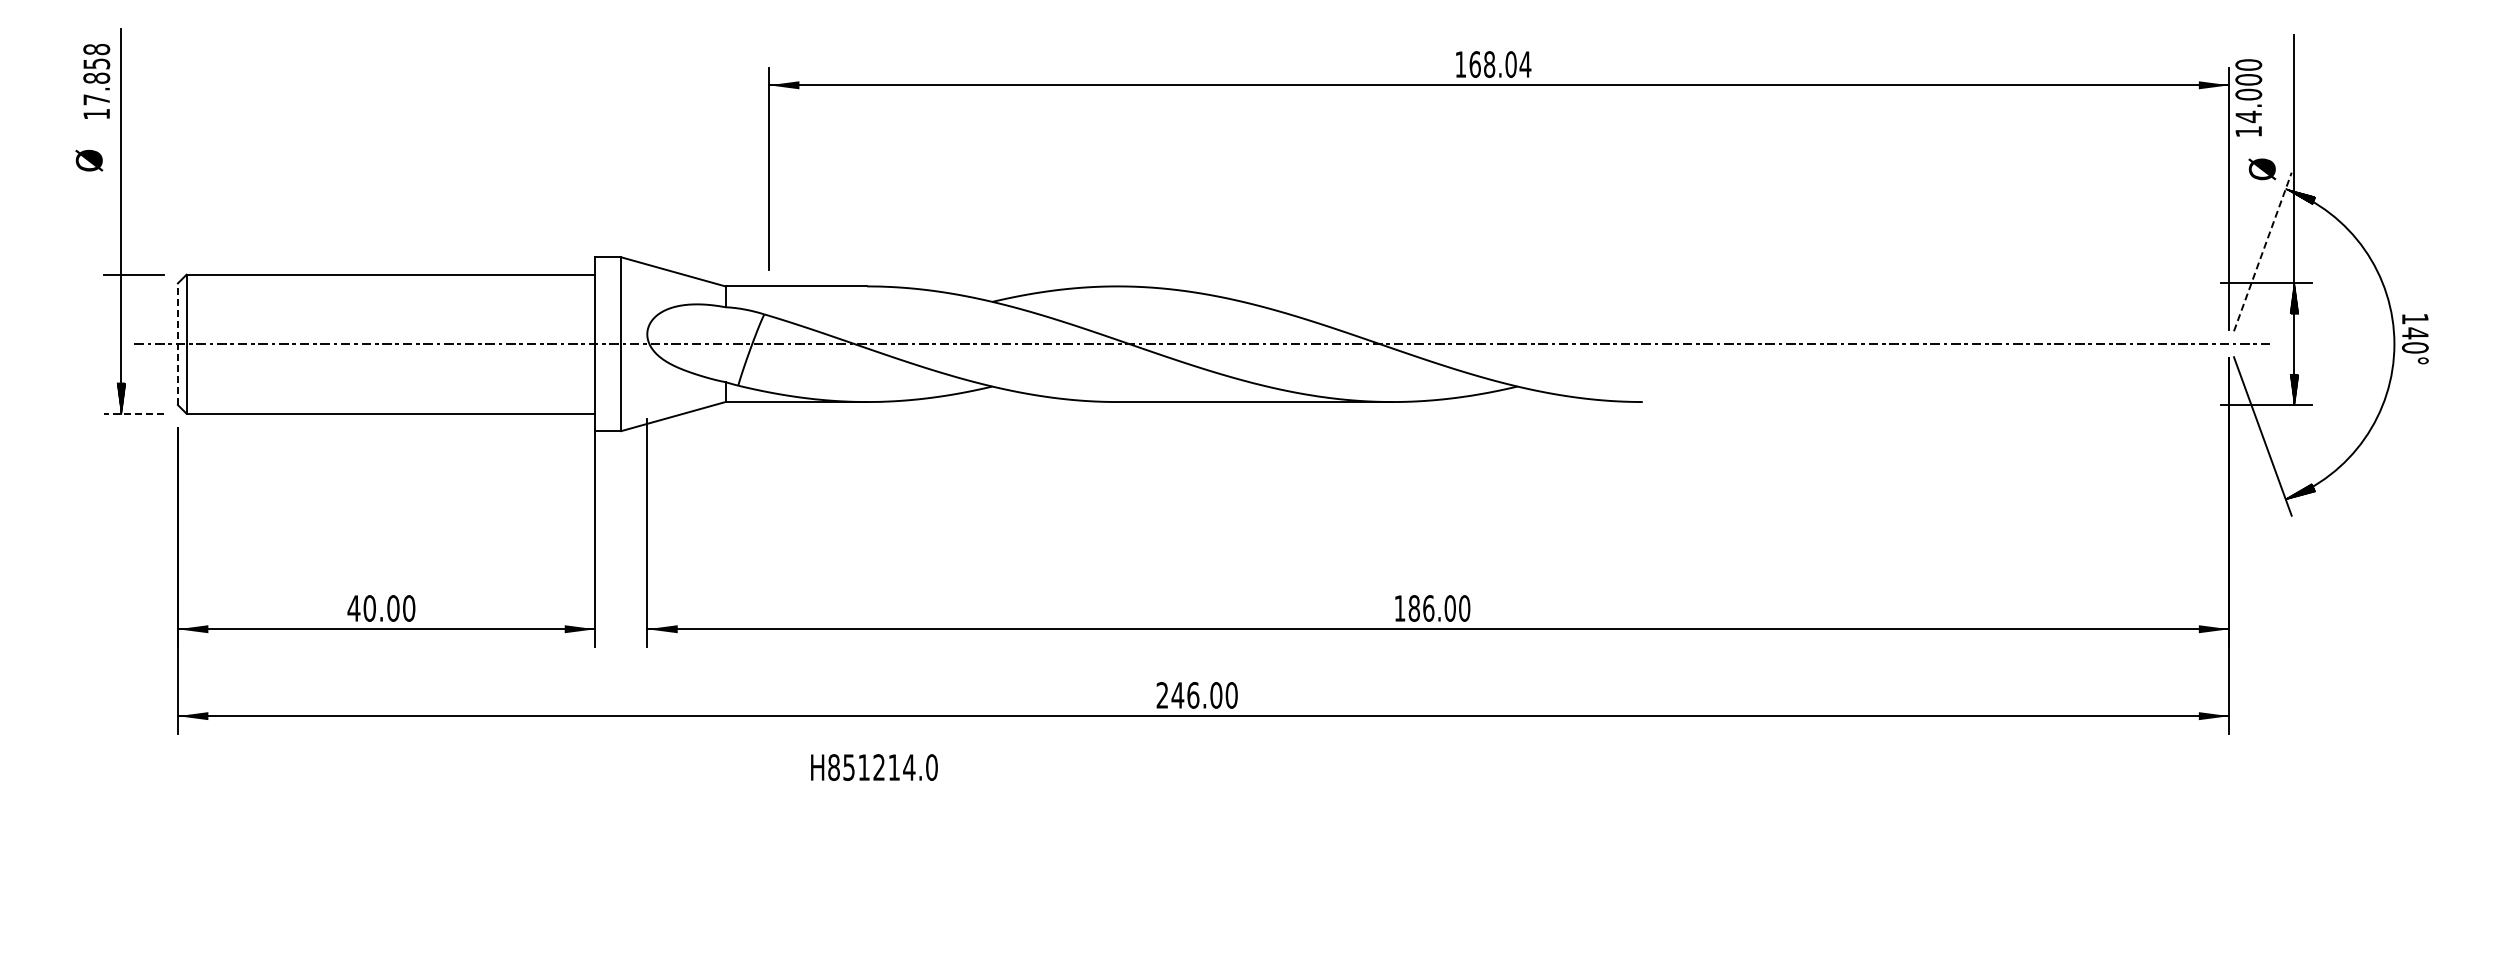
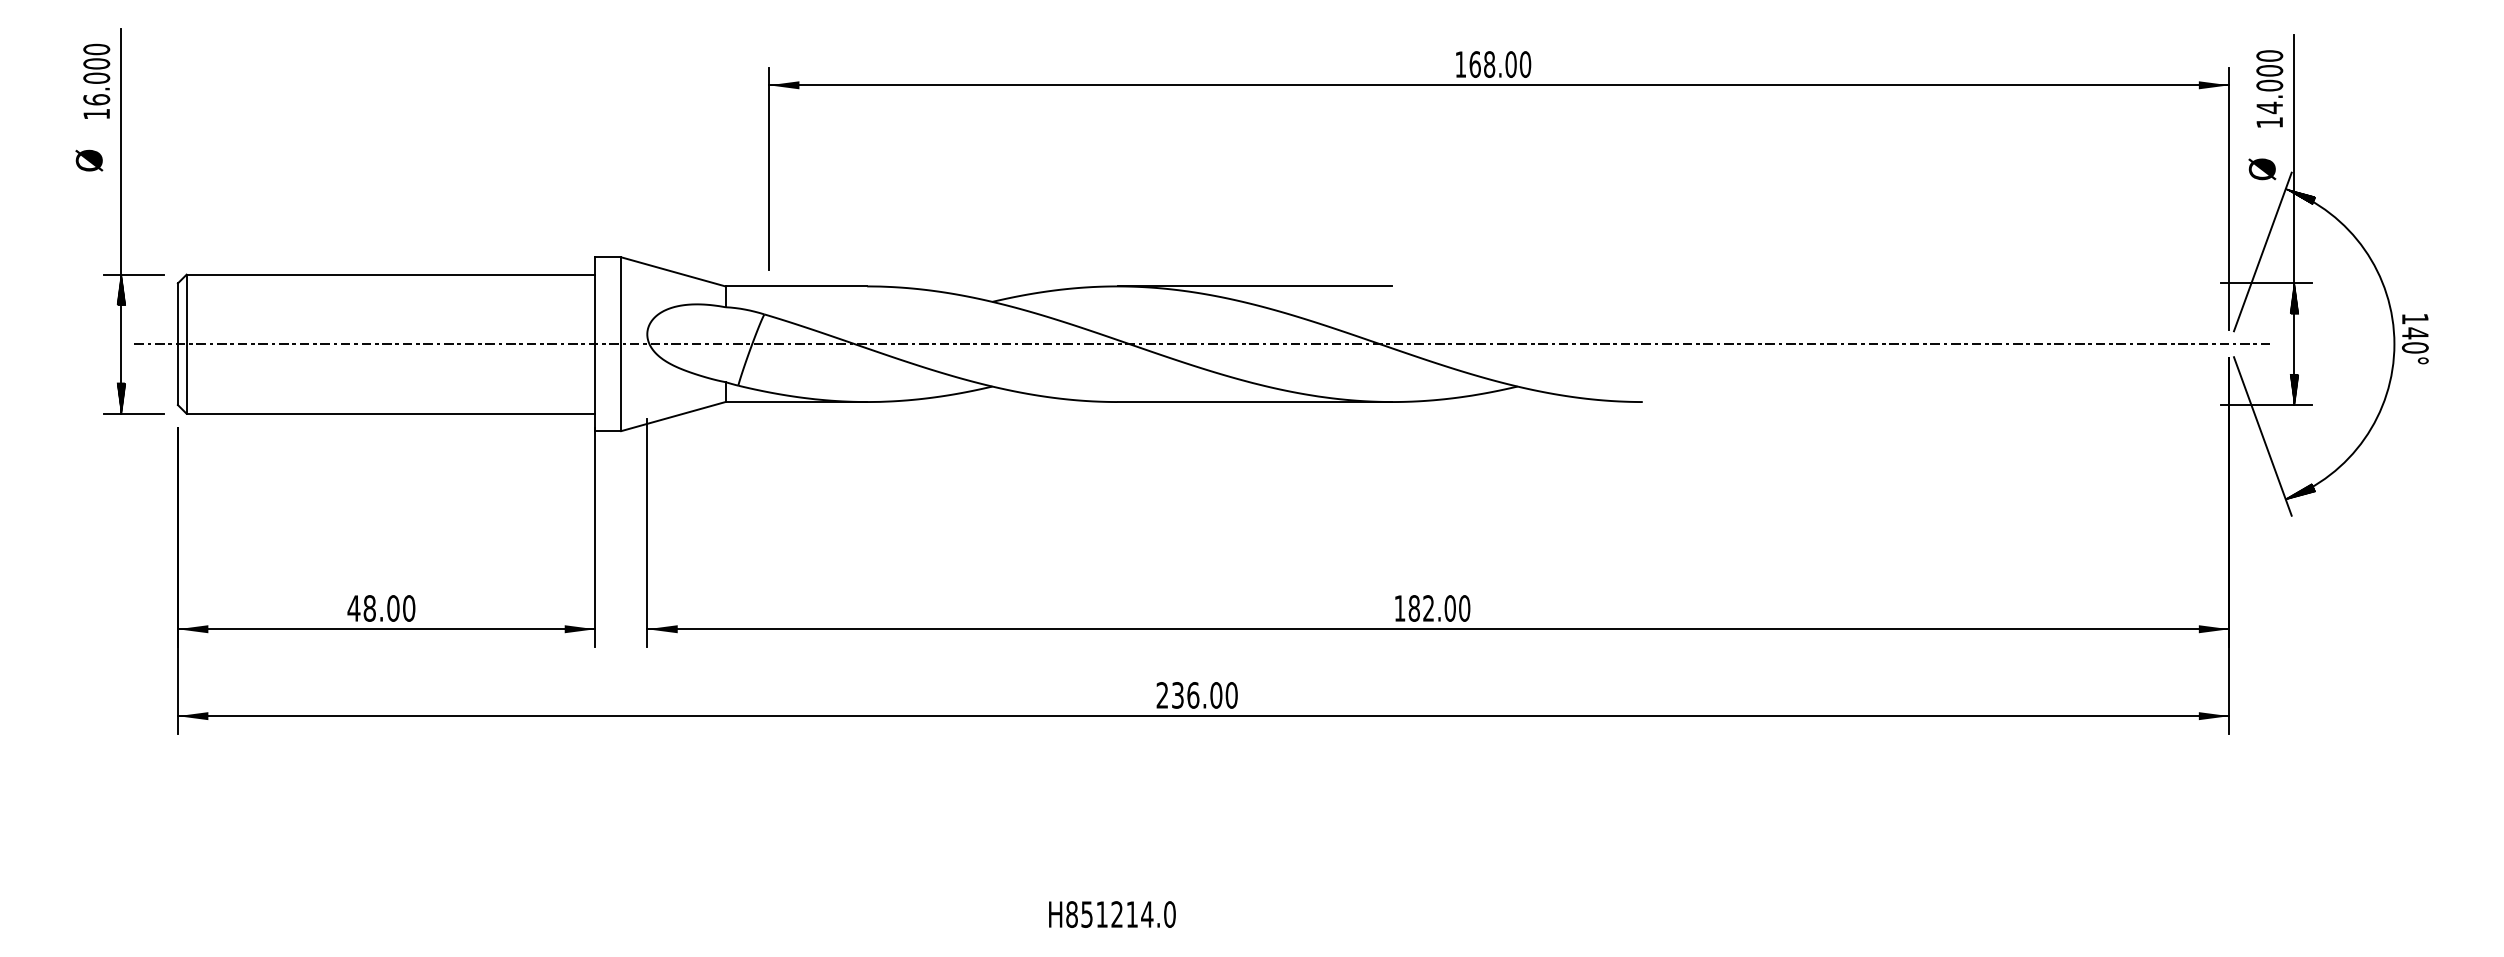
text: 168.04 -> 168.00 (1525, 64)
text: 17.858 -> 16.000 (96, 74)
text position: (2248, 97) -> (2269, 88) (2269, 88)
line: dashed -> solid (2263, 251)
line: none -> present (1254, 286)
hatch: none -> present (121, 289)
line: dashed -> solid (177, 344)
line: dashed -> solid (133, 413)
text: 40.00 -> 48.00 (369, 608)
text: 186.00 -> 182.00 (1428, 608)
text: 246.00 -> 236.00 (1177, 695)
text position: (874, 767) -> (1112, 914) (1112, 914)
